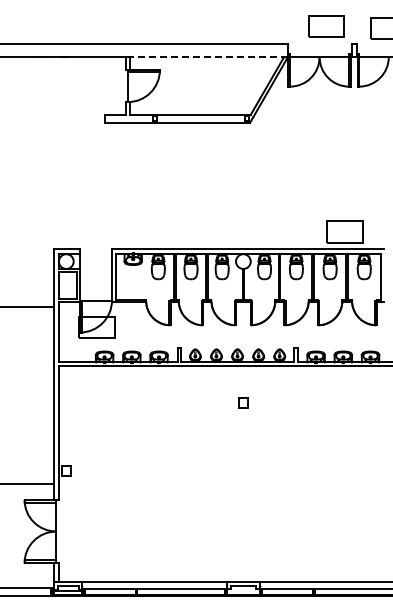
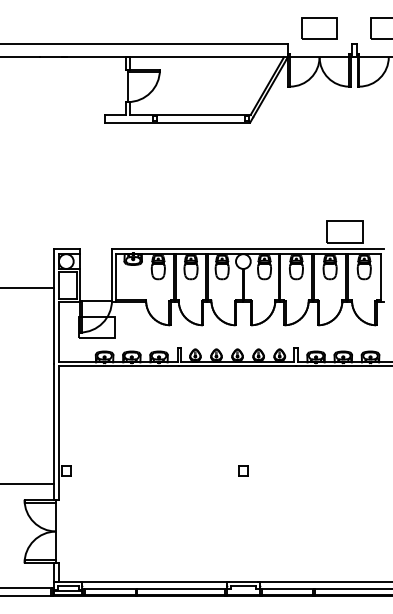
part position: (326, 26) -> (319, 28) (319, 28)
line: dashed -> solid (207, 57)
line position: (27, 306) -> (27, 287) (27, 287)
part position: (243, 402) -> (243, 470) (243, 470)
